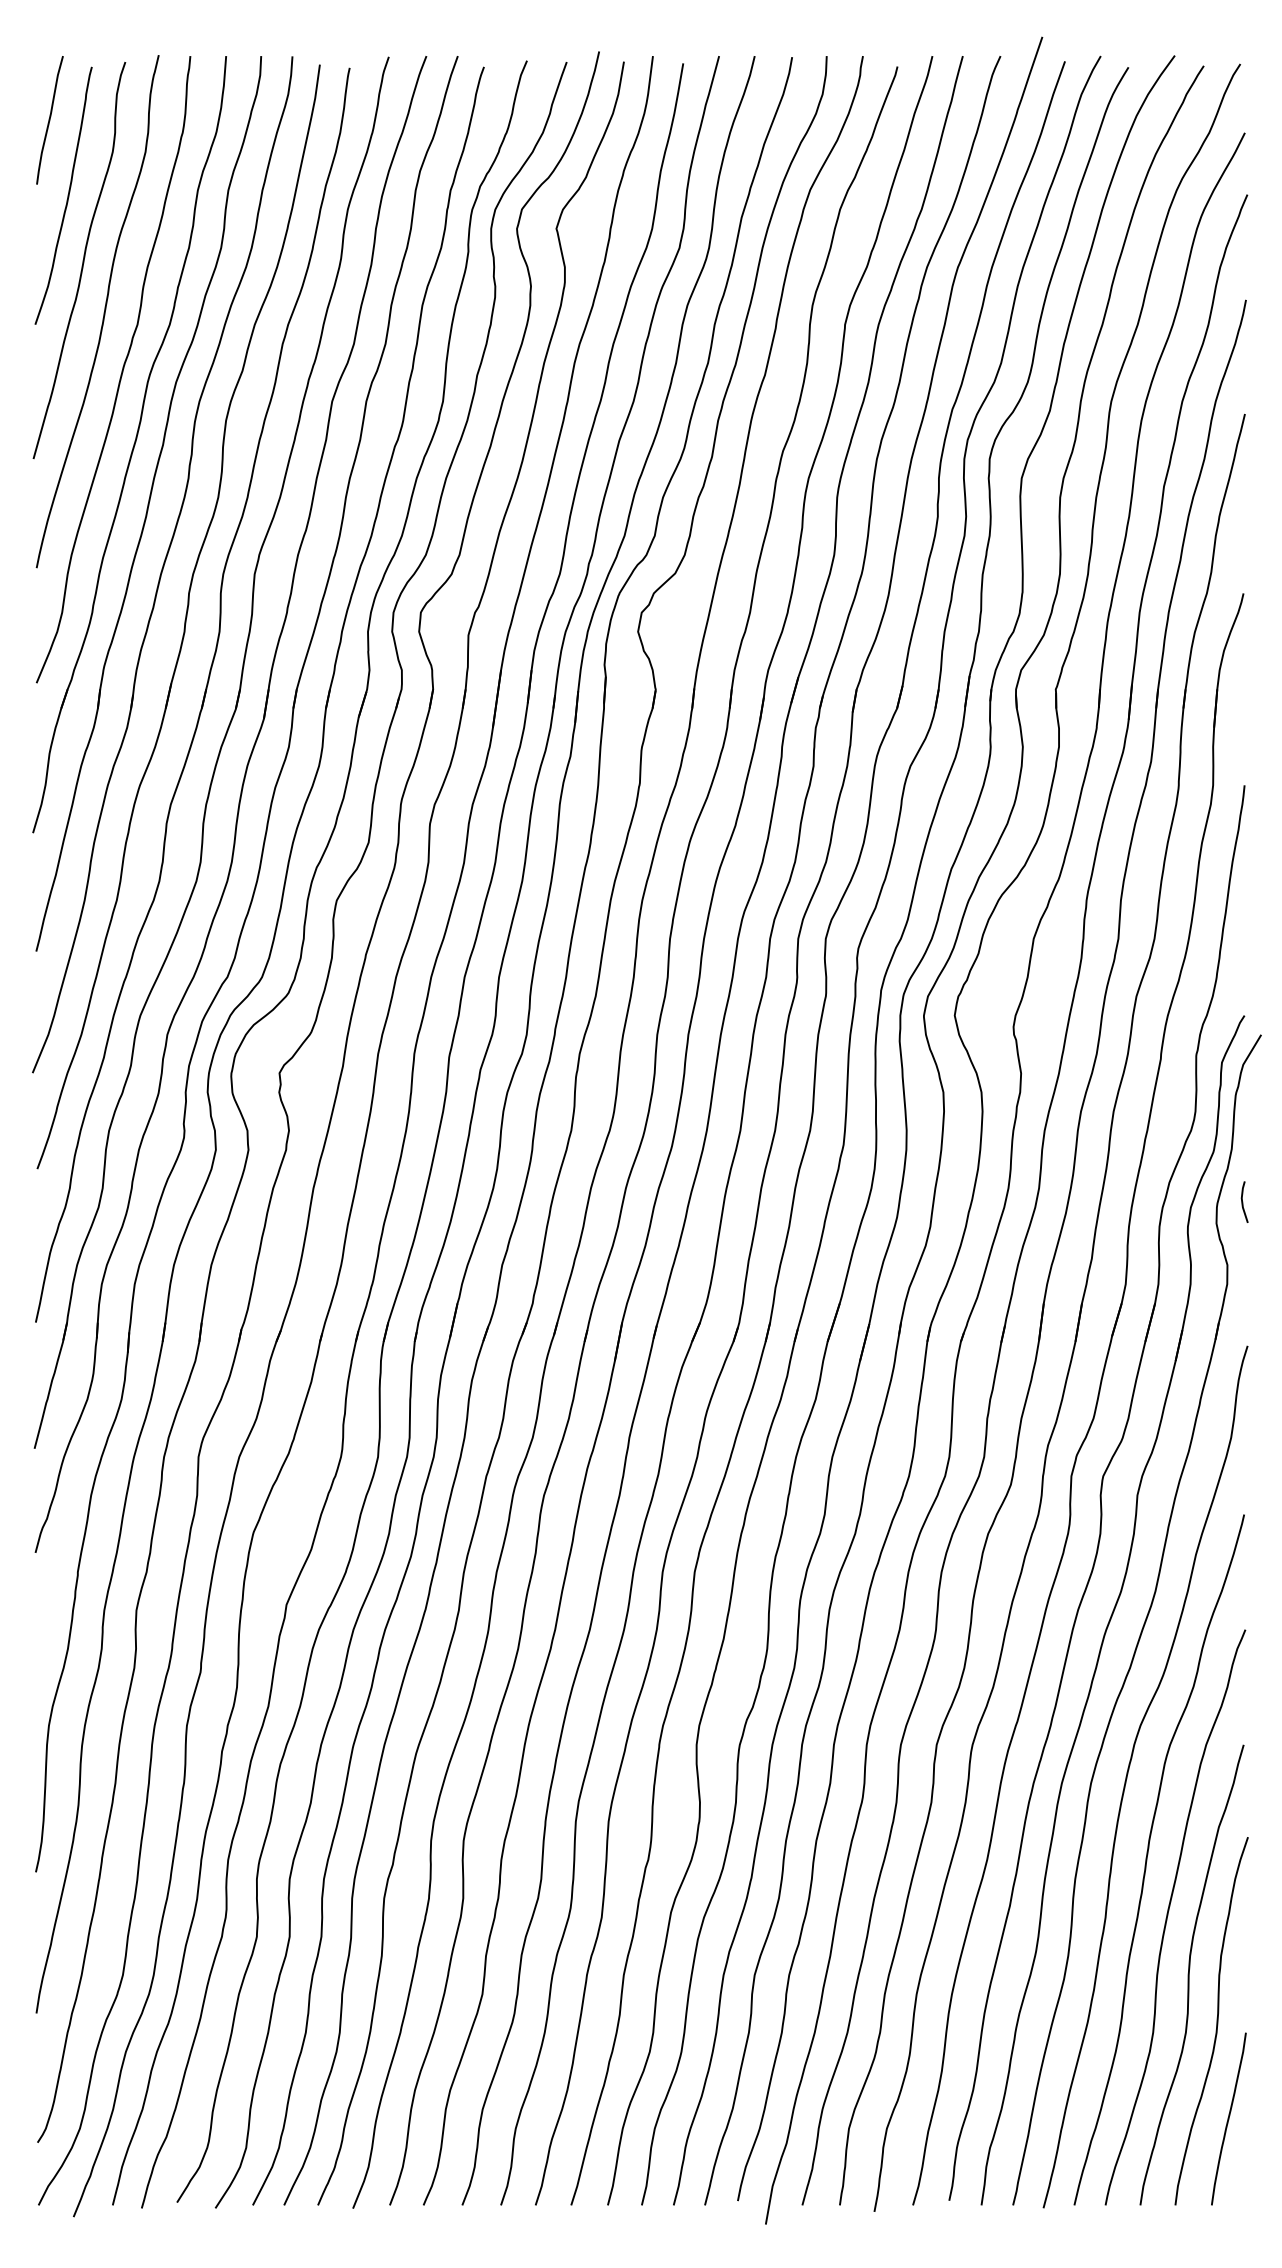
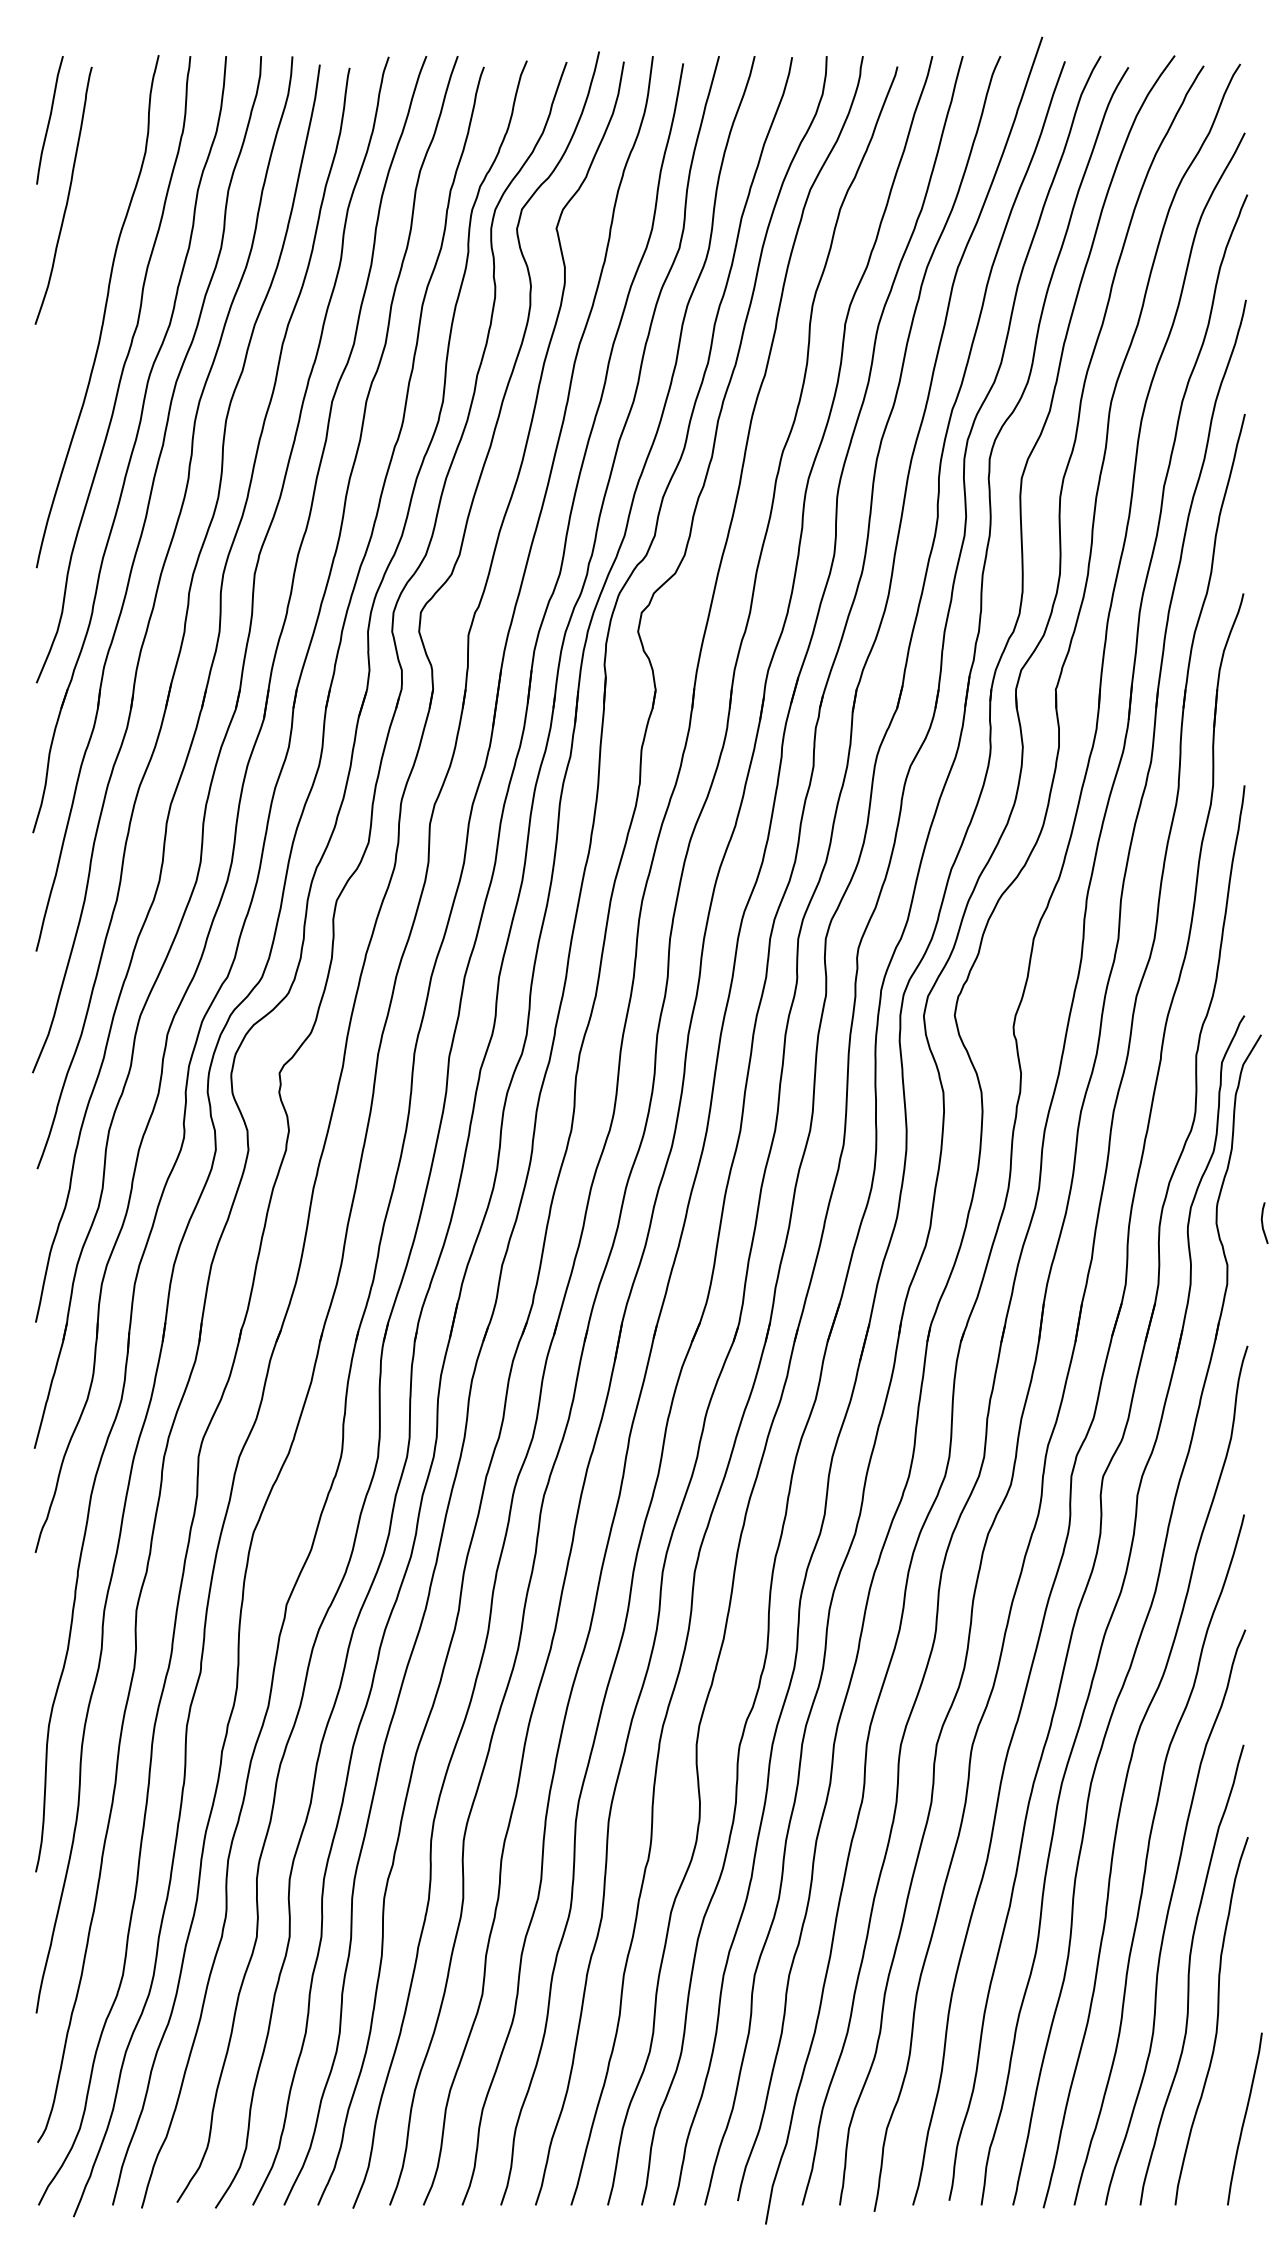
curve: present -> none (82, 260)
line position: (1243, 1201) -> (1263, 1222) (1263, 1222)
curve position: (1228, 2118) -> (1244, 2118) (1244, 2118)
